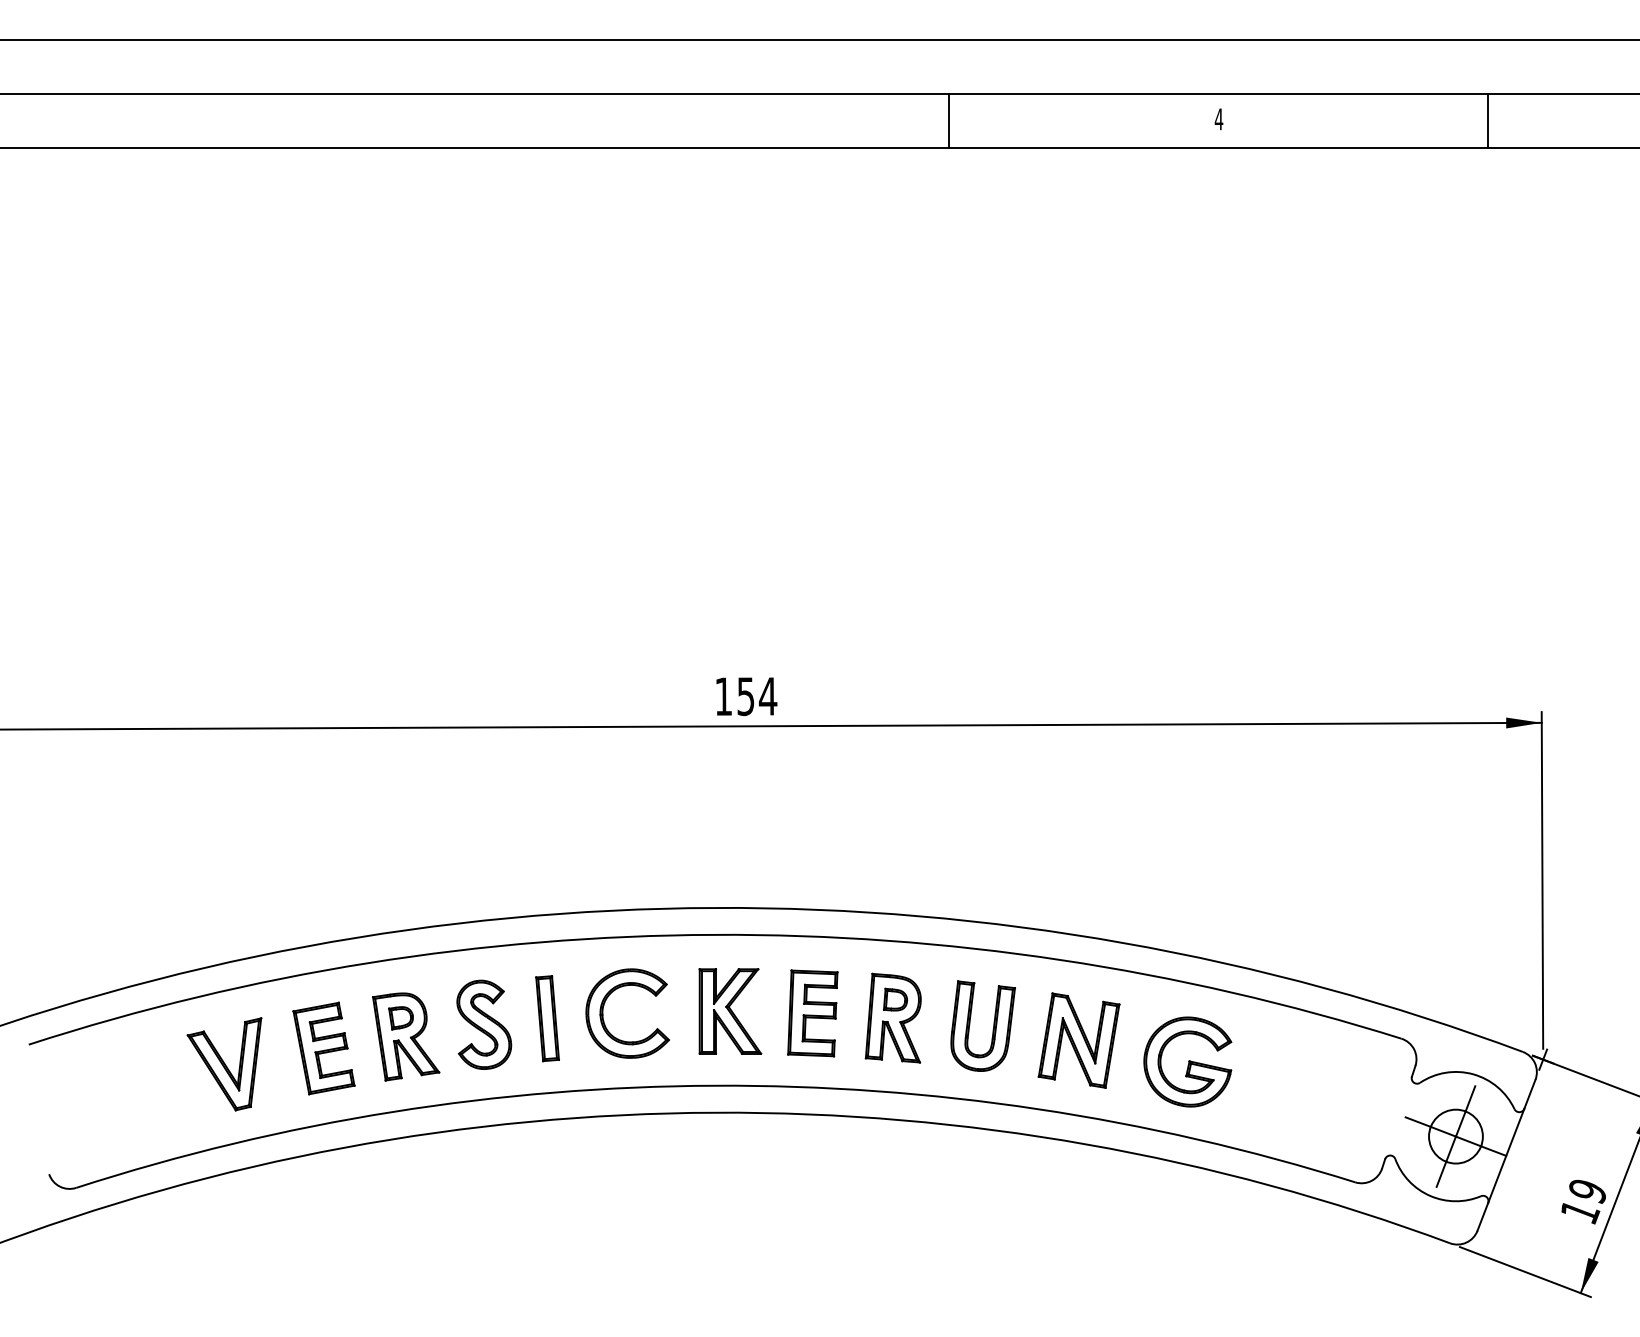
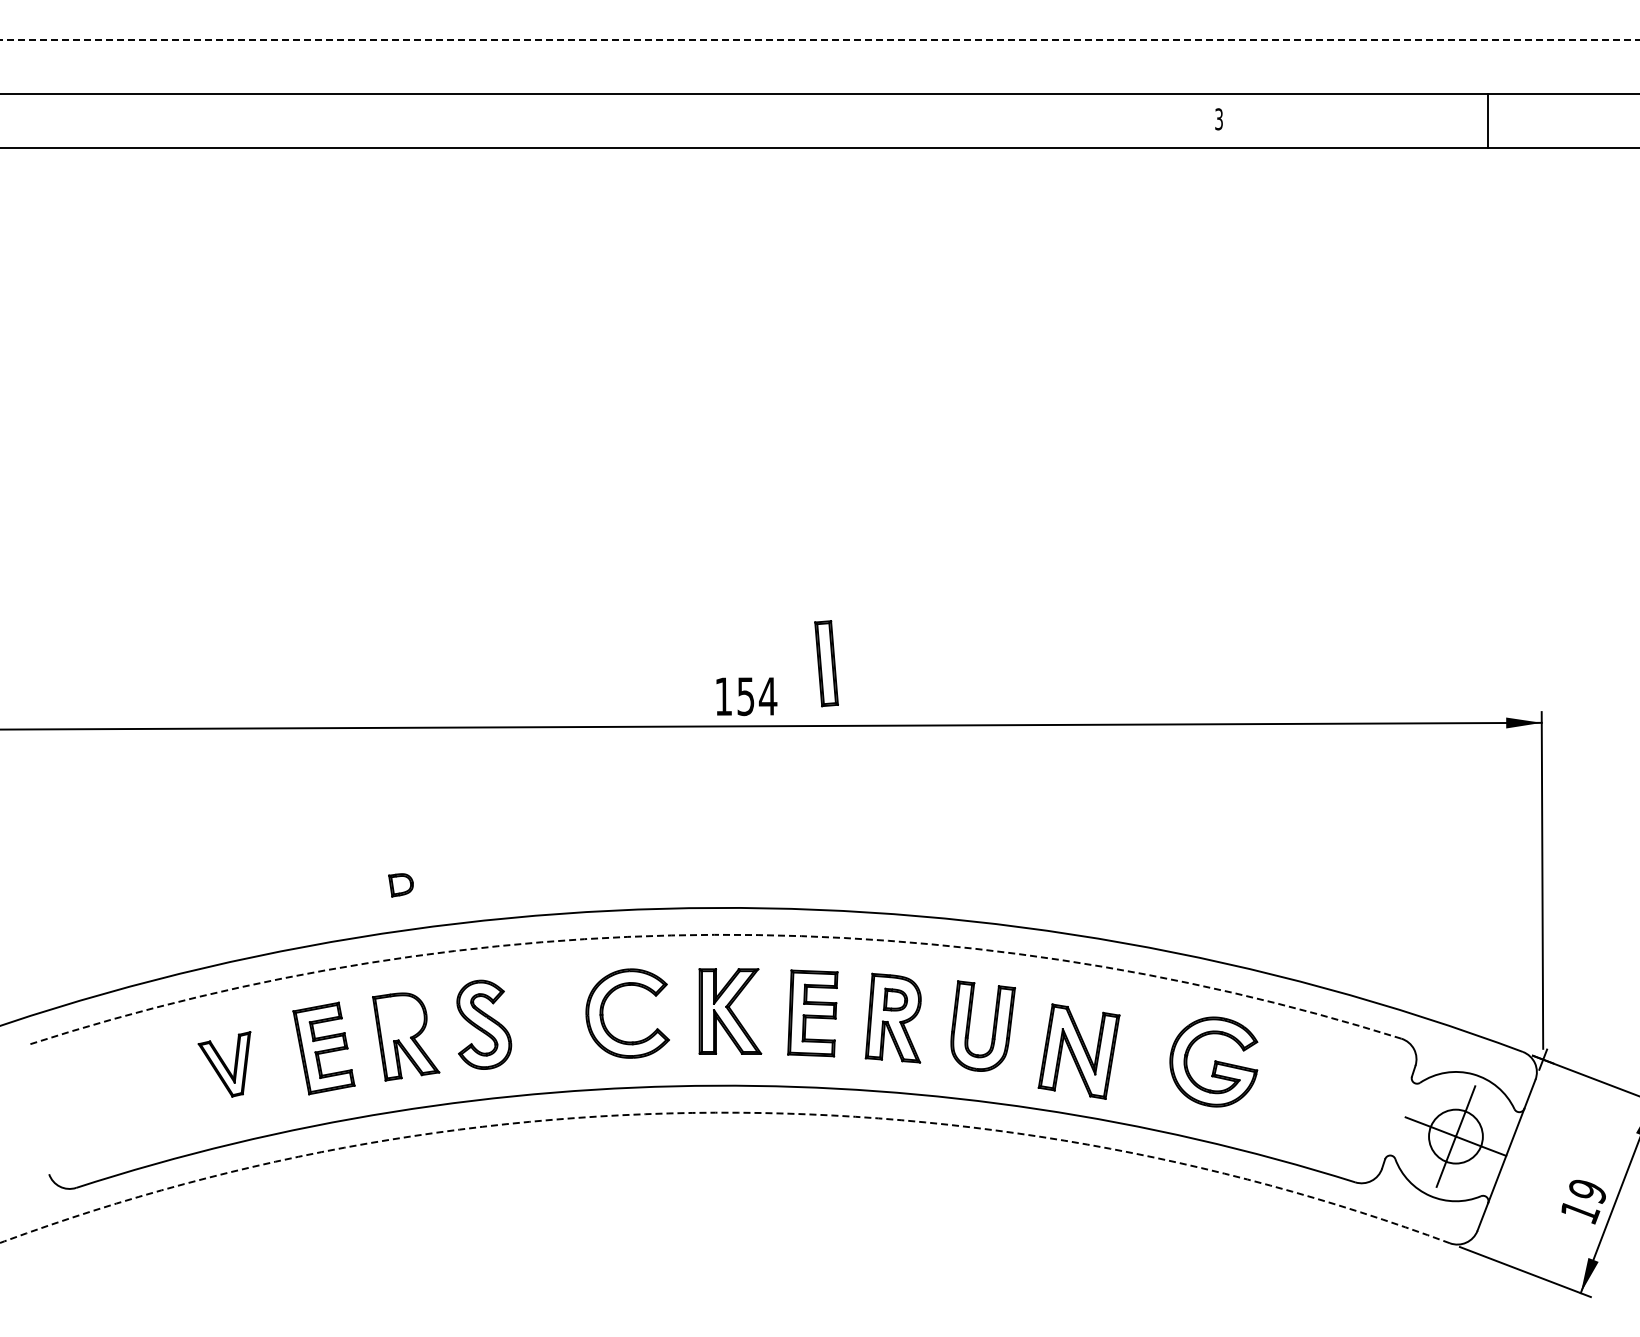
line: solid -> dashed (819, 39)
text: 4 -> 3 (1218, 119)
line: present -> none (949, 120)
arc: solid -> dashed (714, 934)
part position: (400, 1018) -> (400, 885) (400, 885)
part position: (547, 1018) -> (826, 663) (826, 663)
part position: (1078, 1040) -> (1078, 1051) (1078, 1051)
part position: (1187, 1061) -> (1213, 1061) (1213, 1061)
part size: 77x95 px -> 55x67 px (224, 1064)
arc: solid -> dashed (724, 1112)
